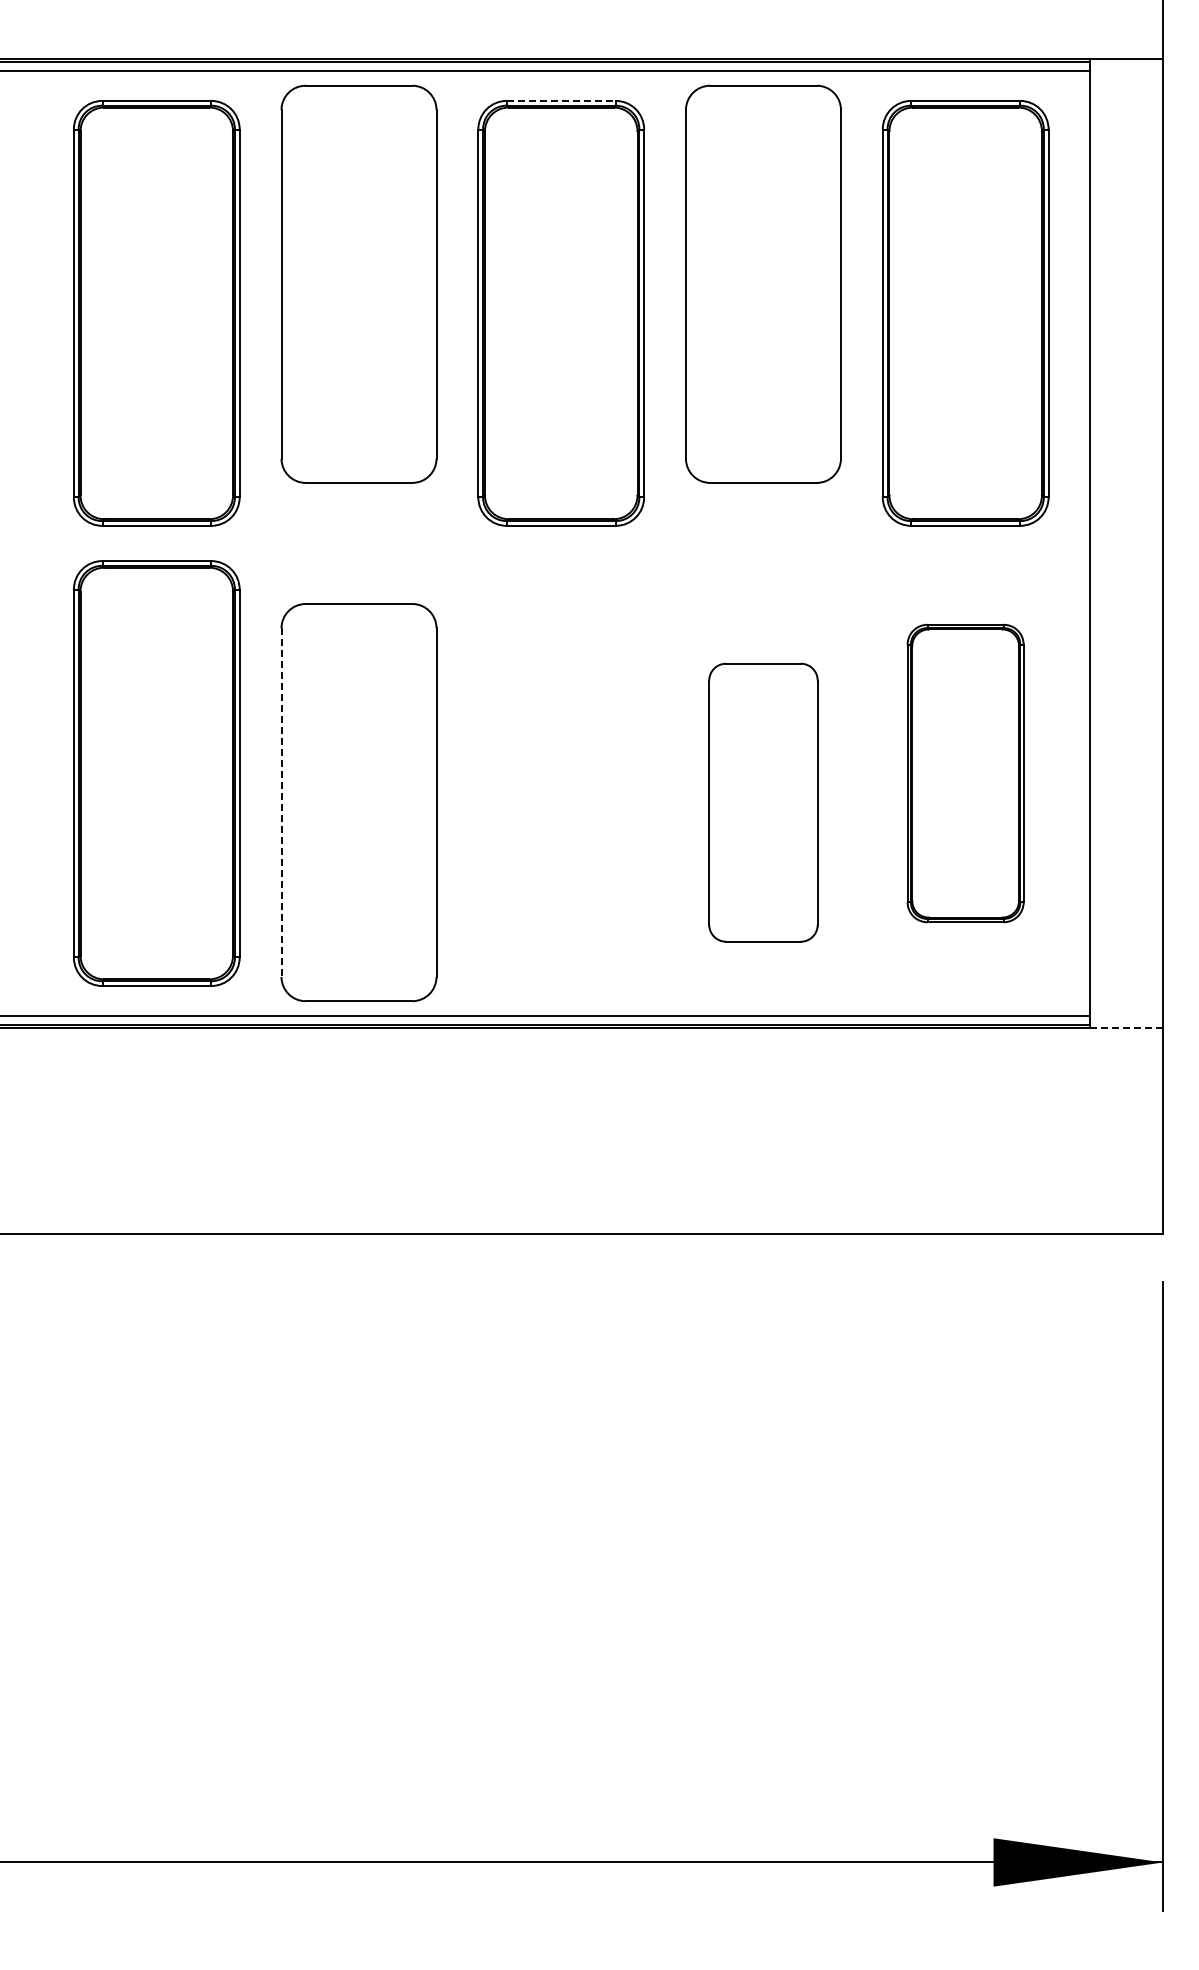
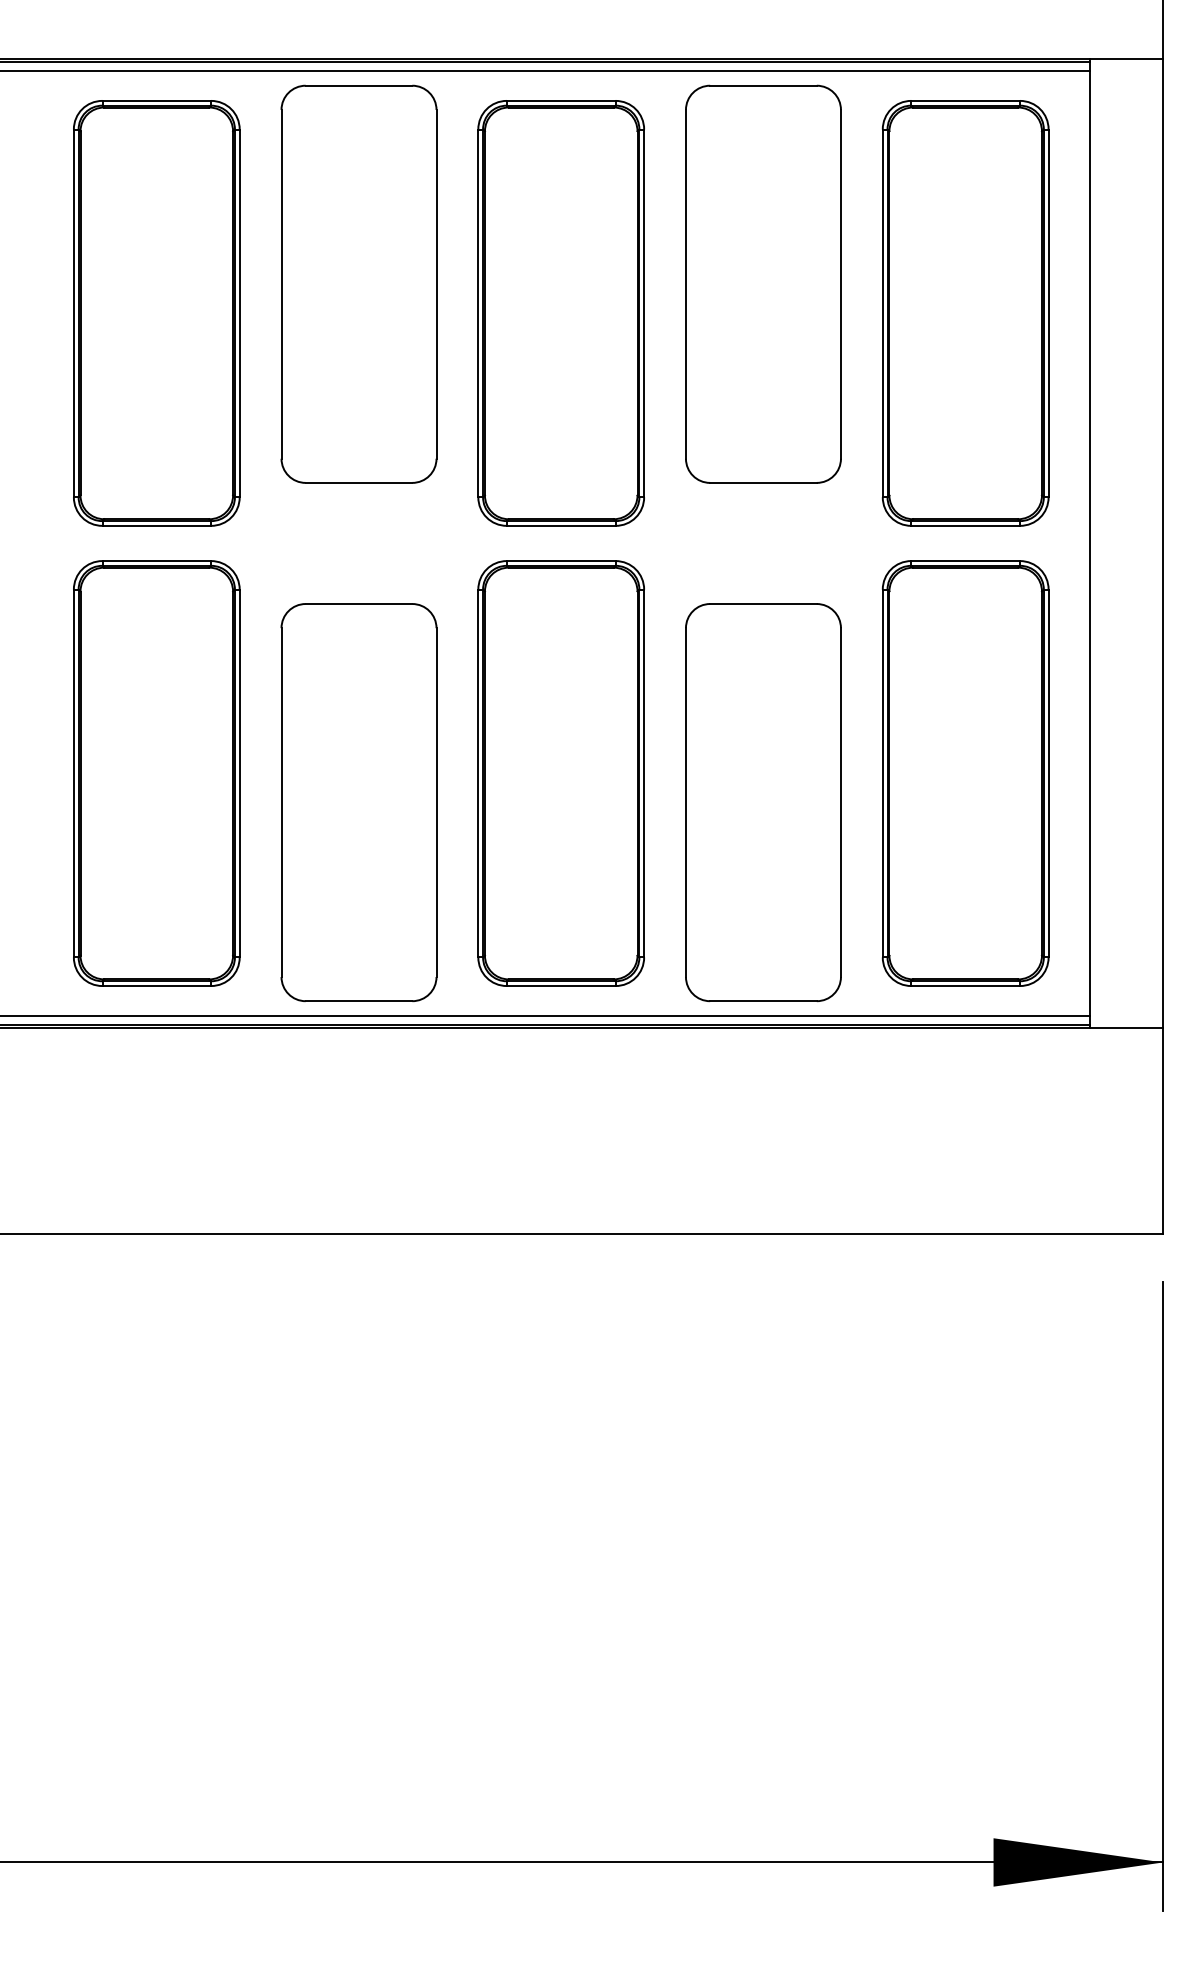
line: dashed -> solid (561, 100)
part: none -> present (560, 773)
part size: 119x301 px -> 169x427 px (965, 773)
part size: 111x281 px -> 157x400 px (763, 802)
line: dashed -> solid (281, 803)
line: dashed -> solid (1126, 1027)
